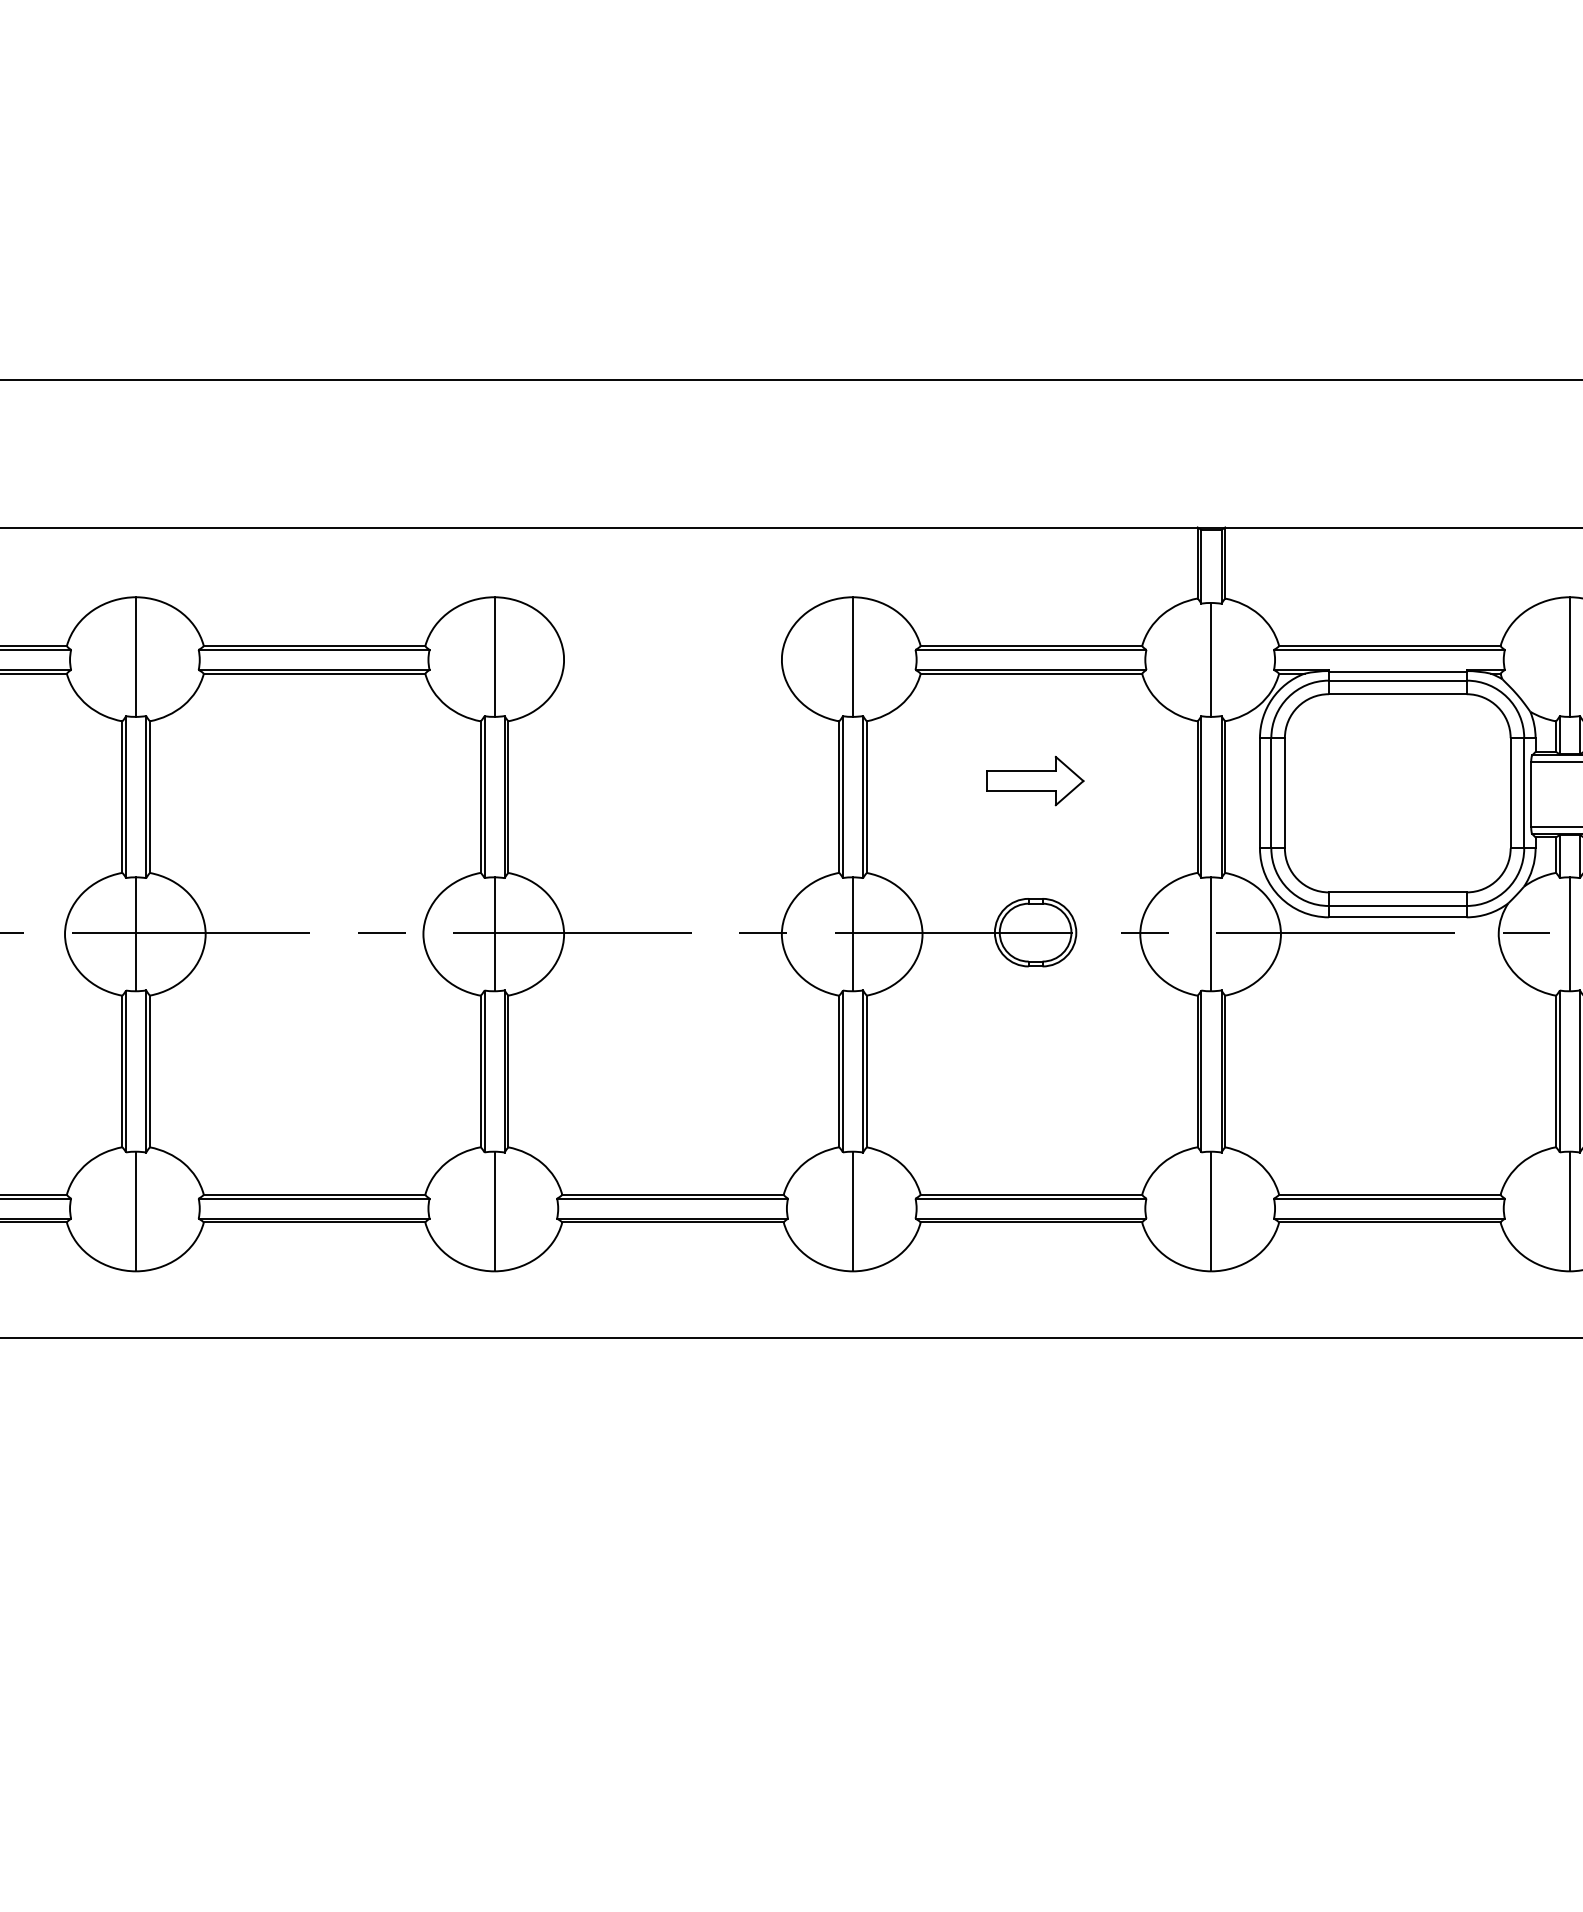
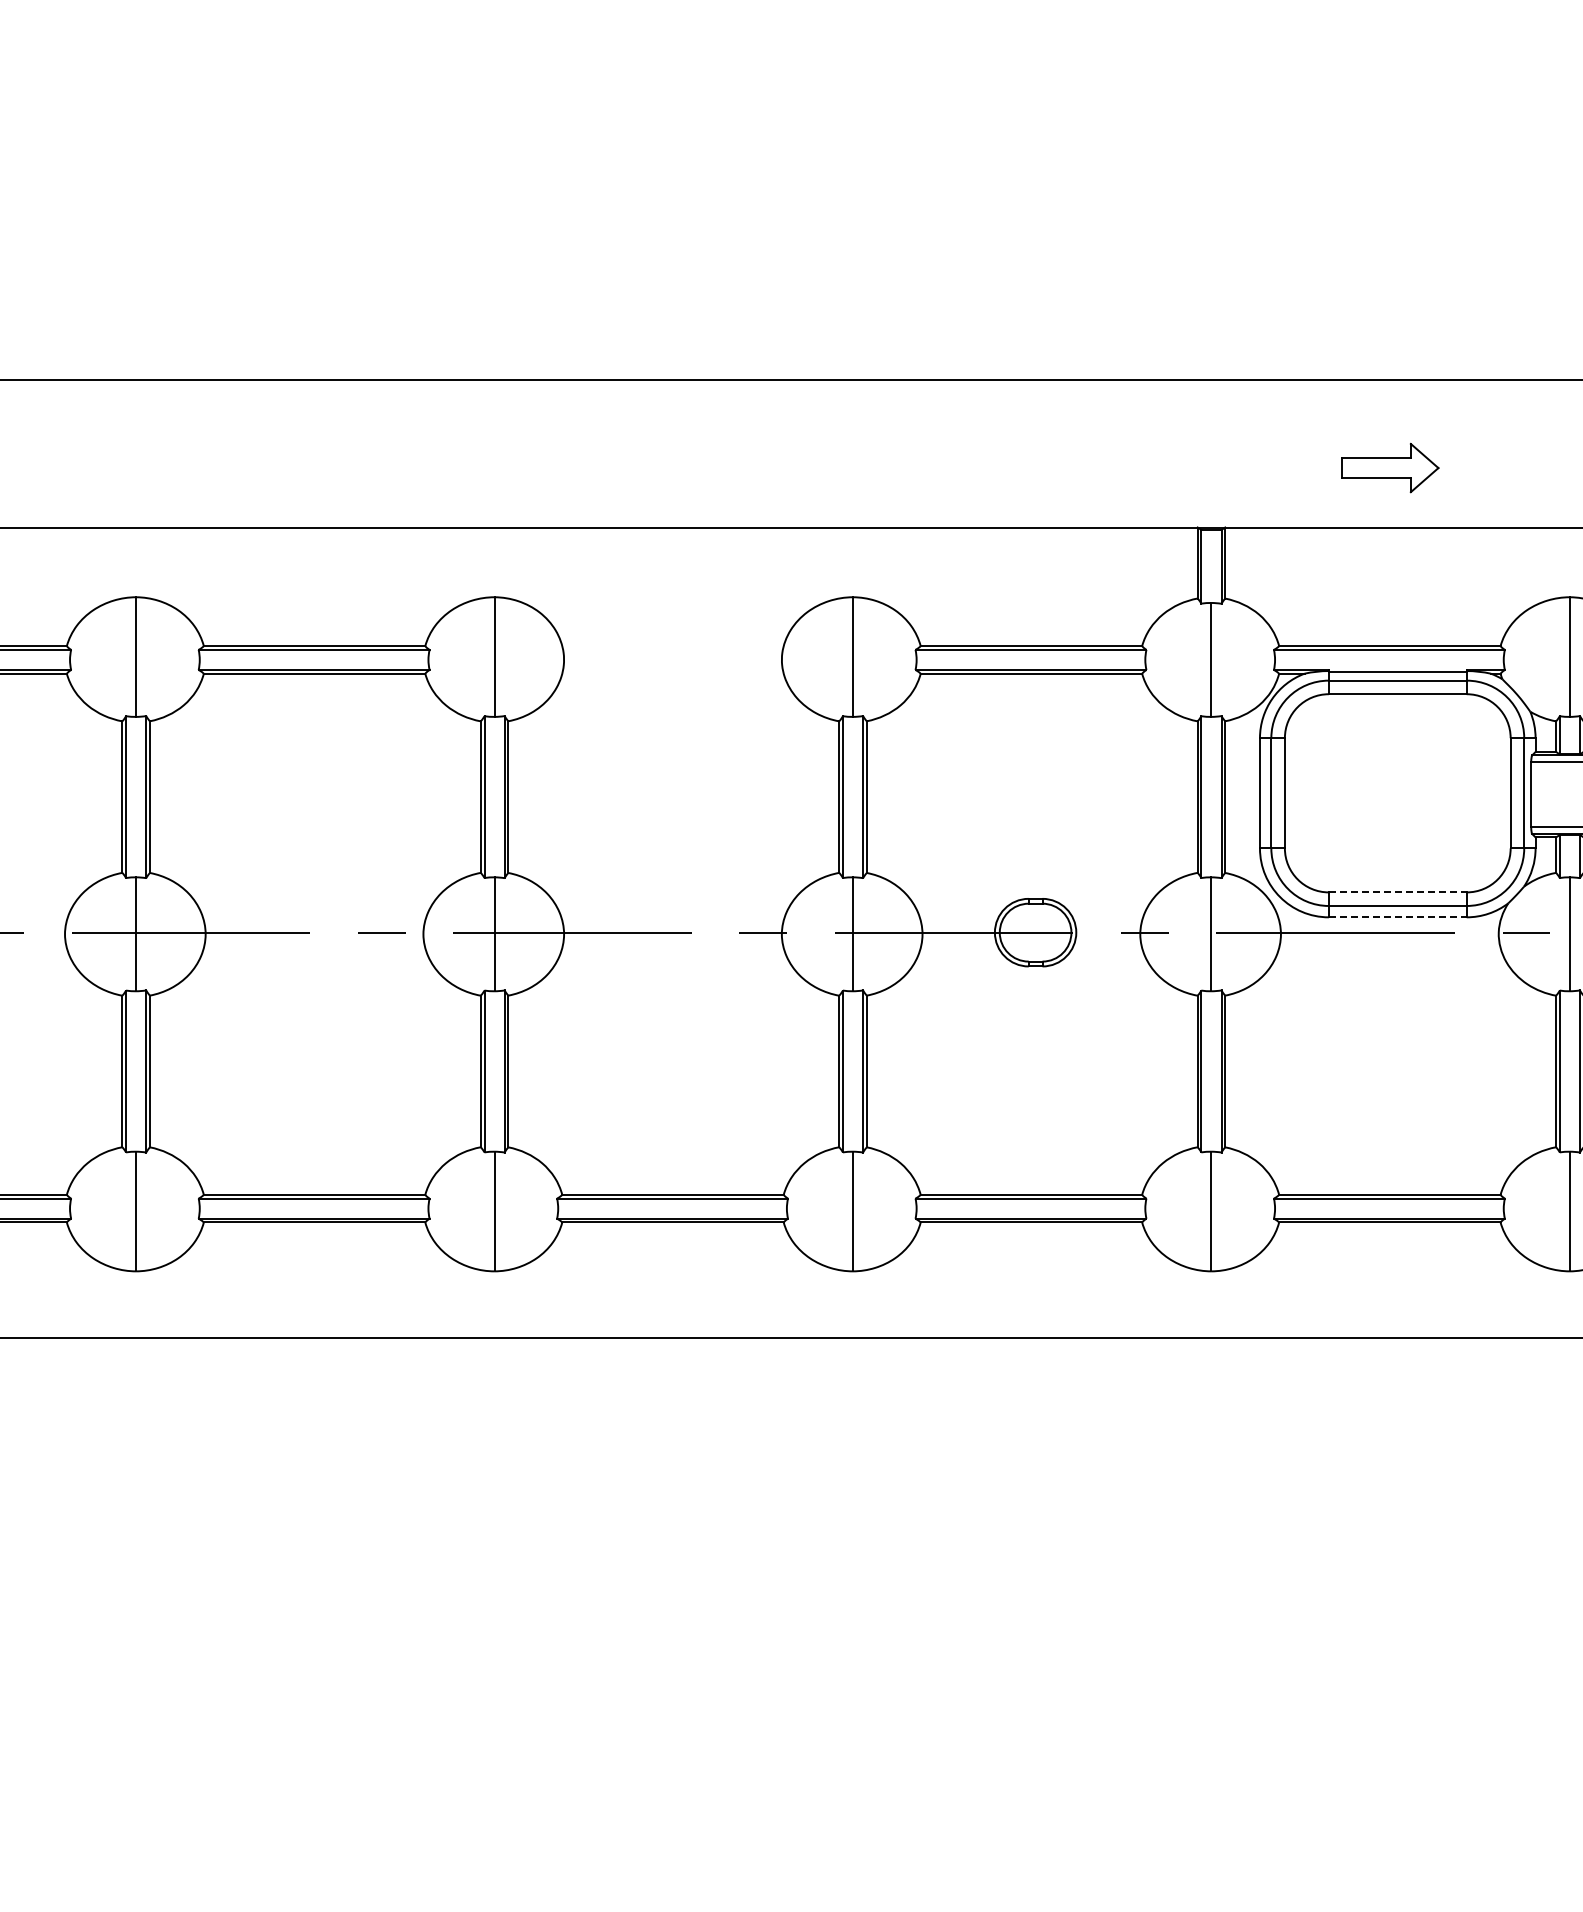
part position: (1035, 780) -> (1390, 467) (1390, 467)
line: solid -> dashed (1397, 892)
line: solid -> dashed (1397, 917)
